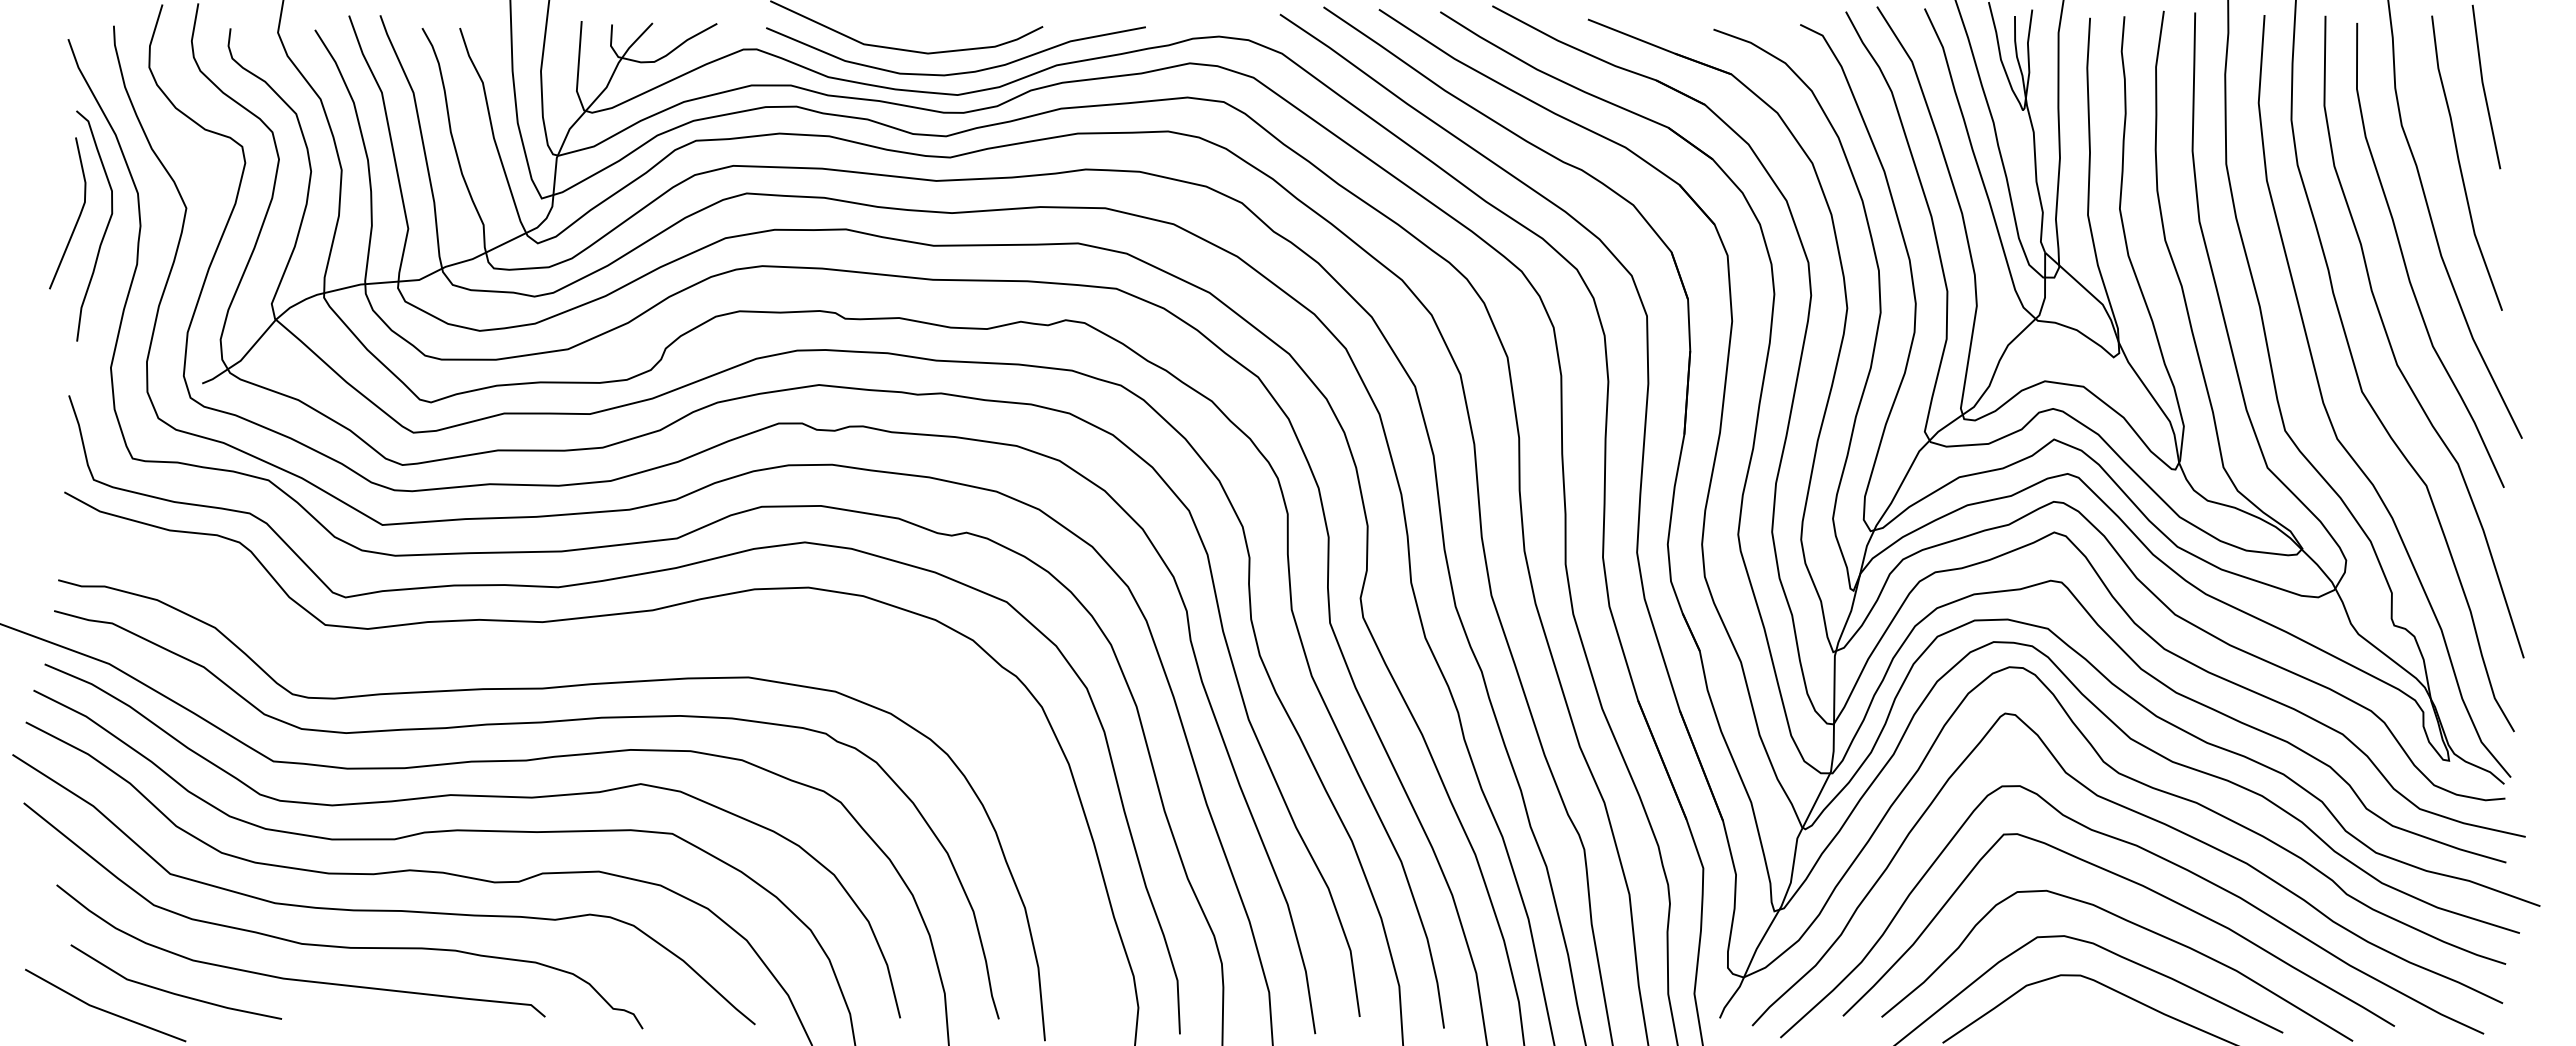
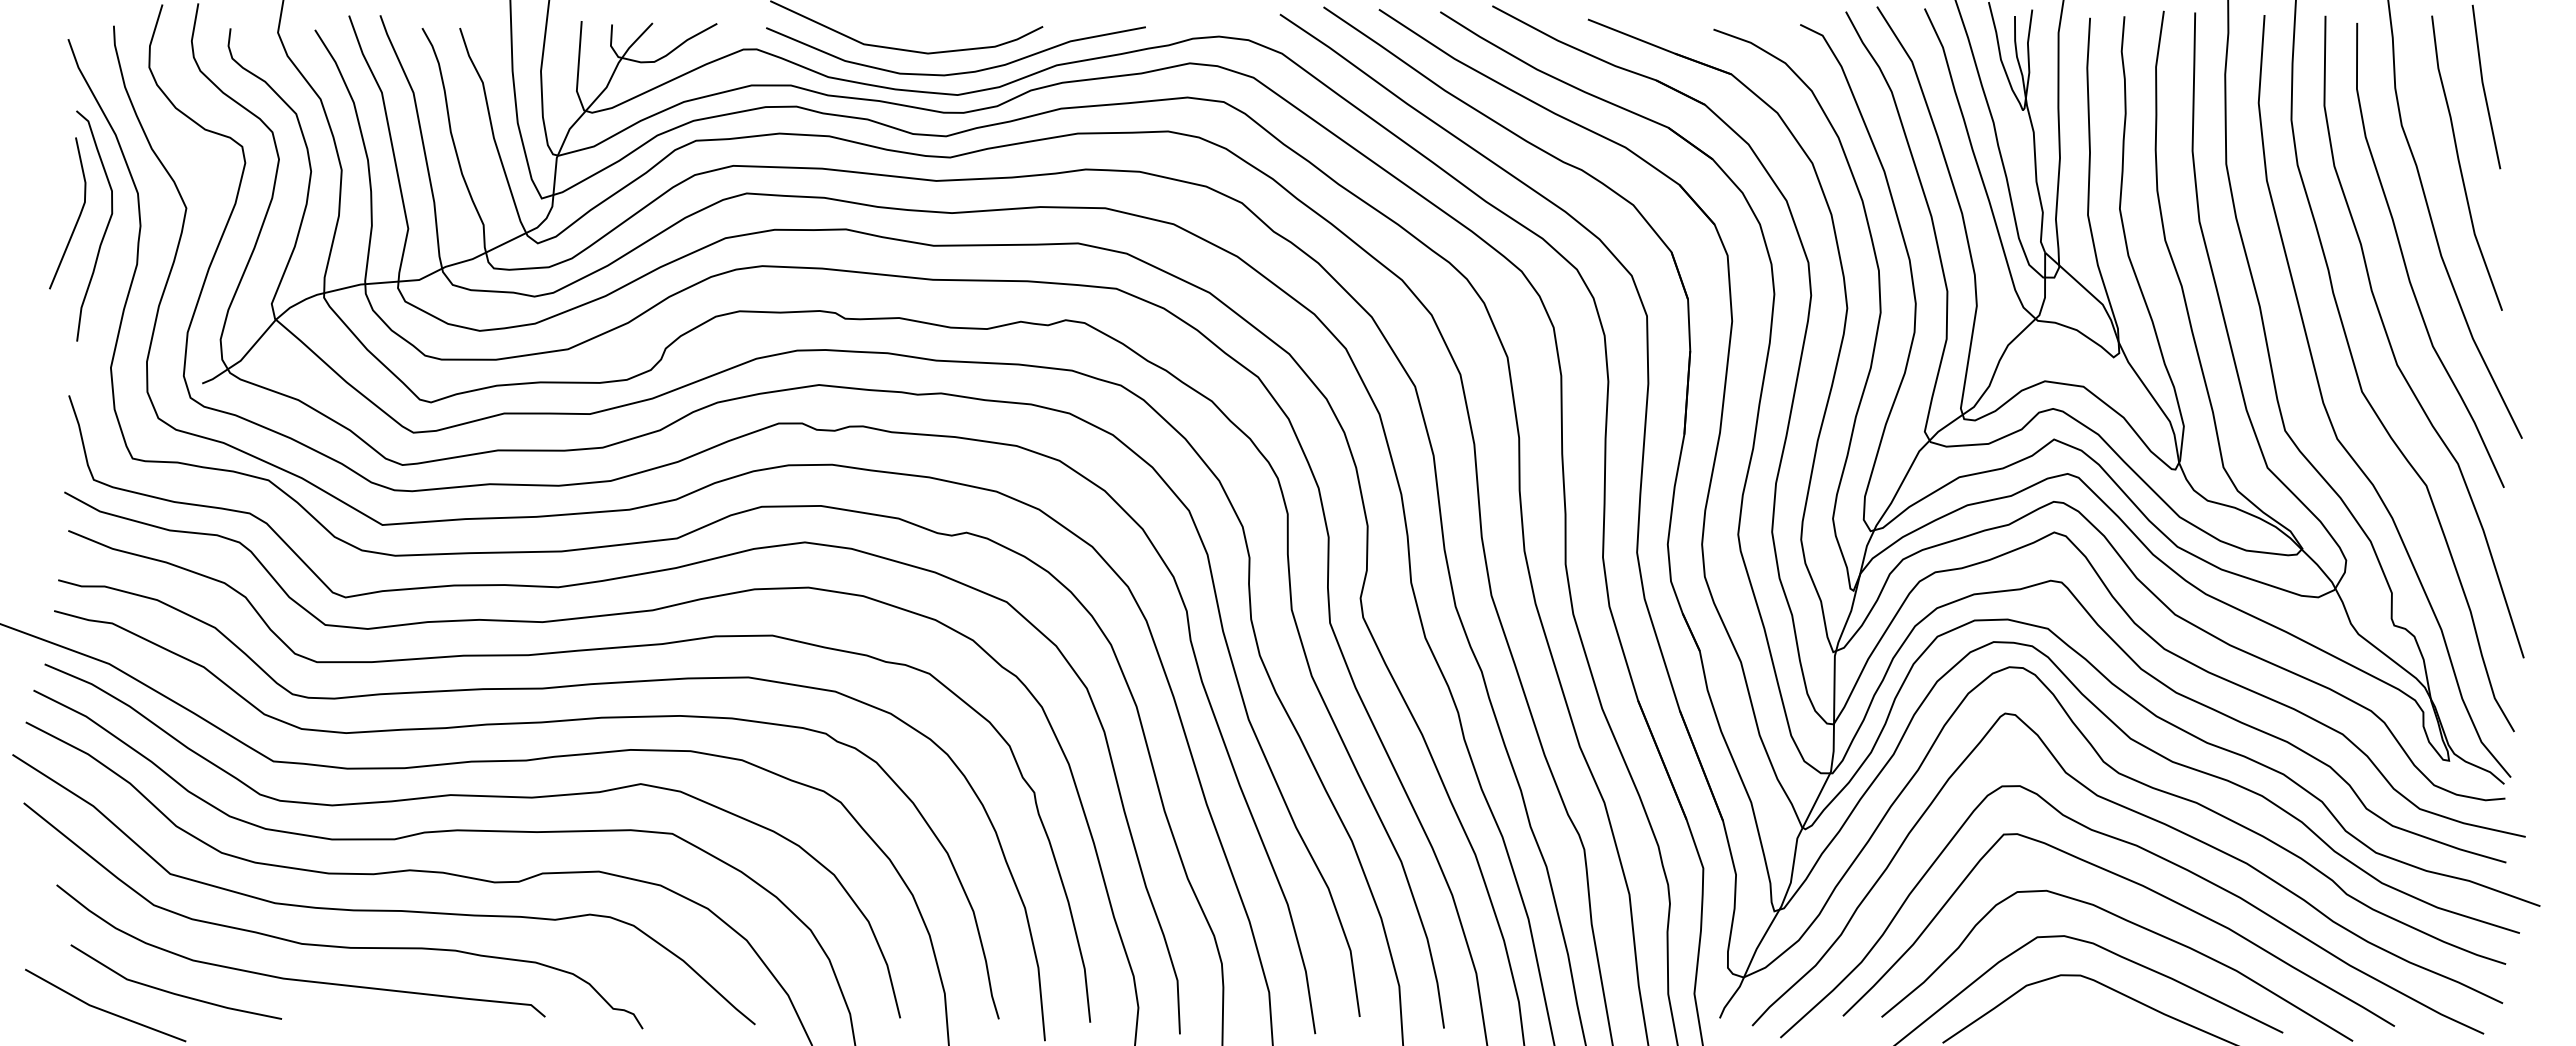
part: none -> present (572, 652)
